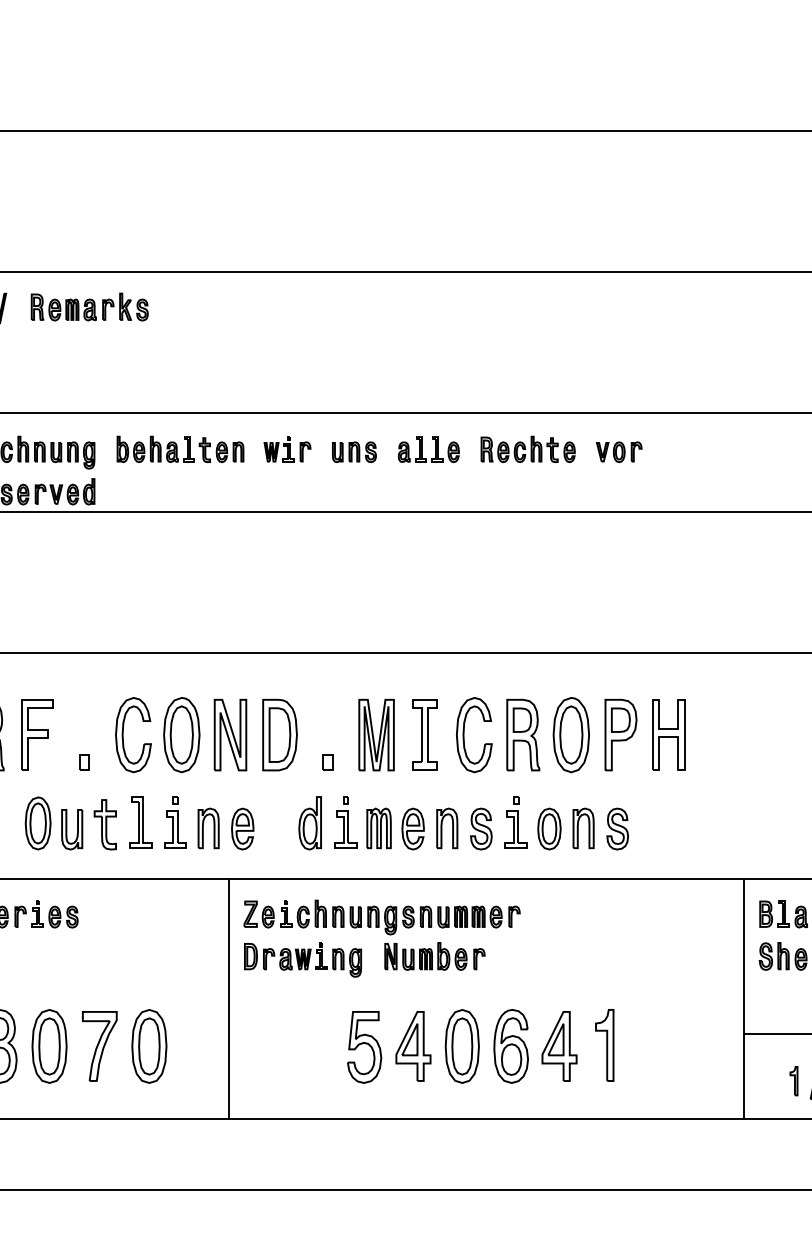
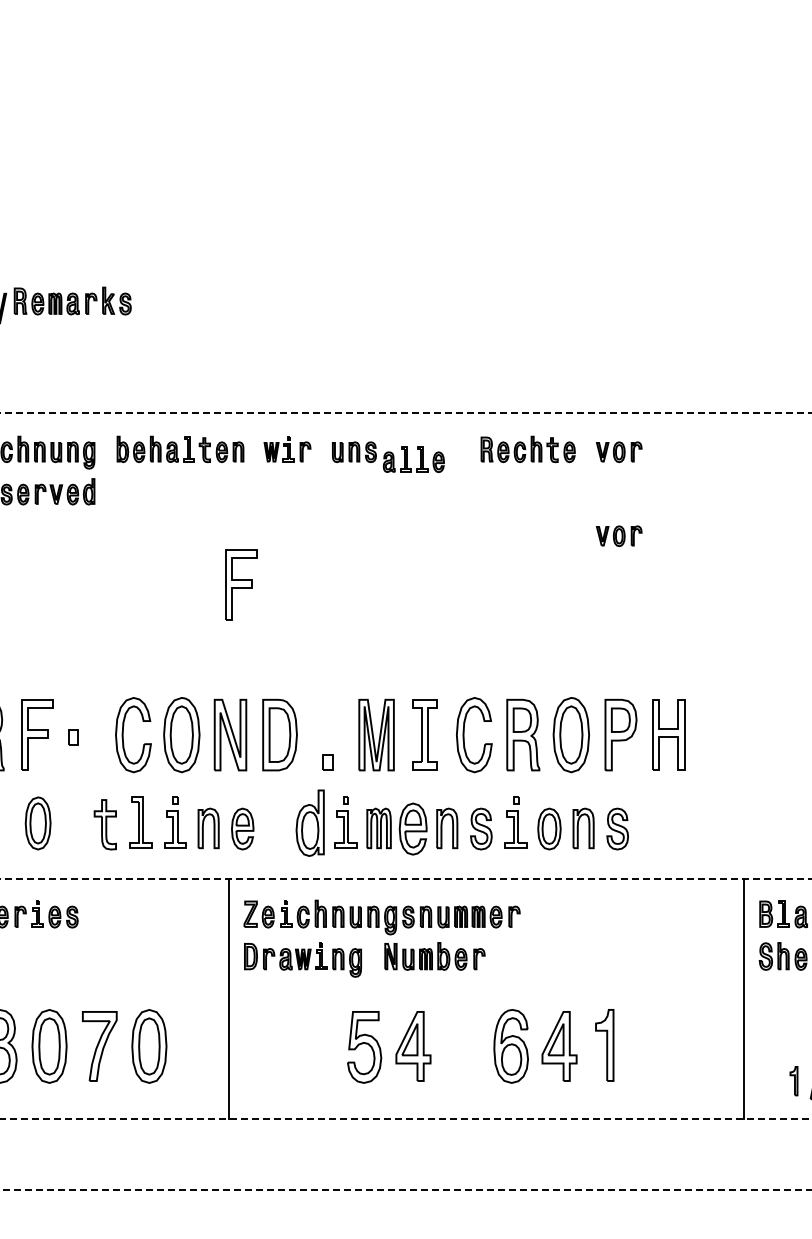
line: present -> none (405, 130)
line: present -> none (405, 272)
part position: (89, 306) -> (72, 300) (72, 300)
line: solid -> dashed (406, 413)
part position: (428, 449) -> (413, 459) (413, 459)
line: present -> none (405, 512)
part: none -> present (618, 536)
part: none -> present (241, 584)
line: present -> none (405, 653)
part position: (84, 762) -> (73, 737) (73, 737)
part size: 24x55 px -> 30x68 px (309, 822)
part size: 24x44 px -> 30x54 px (412, 828)
part: present -> none (72, 829)
line: solid -> dashed (405, 879)
line: present -> none (776, 1034)
part: present -> none (461, 1046)
line: solid -> dashed (405, 1119)
line: solid -> dashed (405, 1189)
